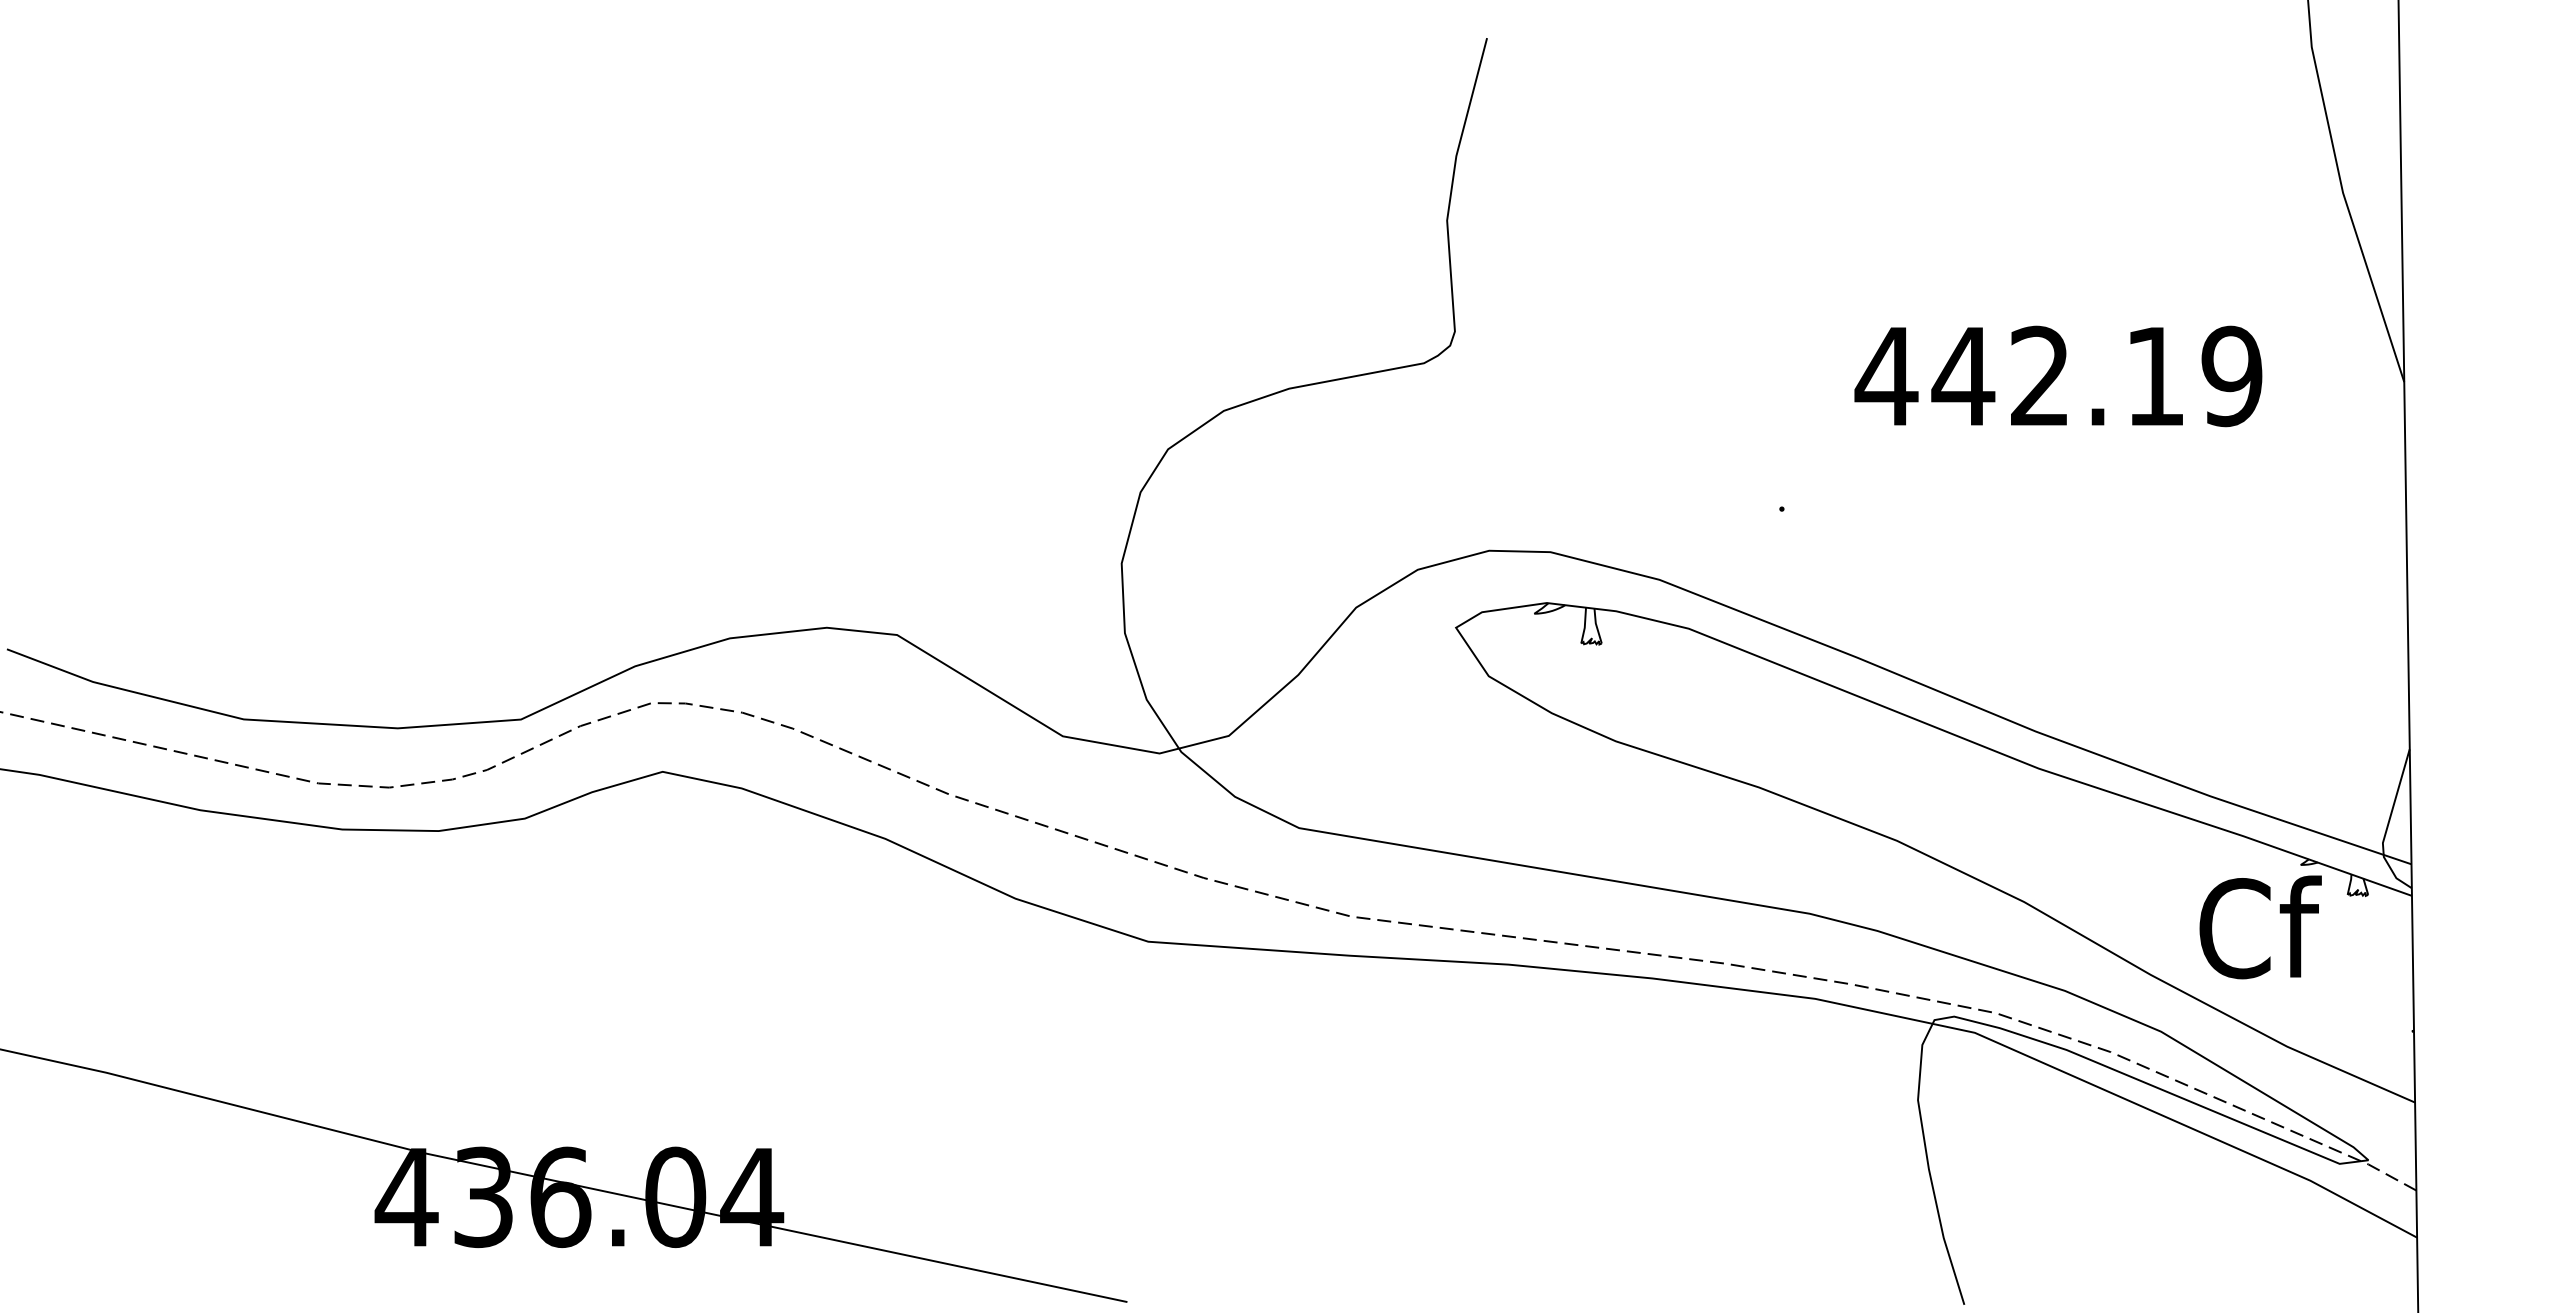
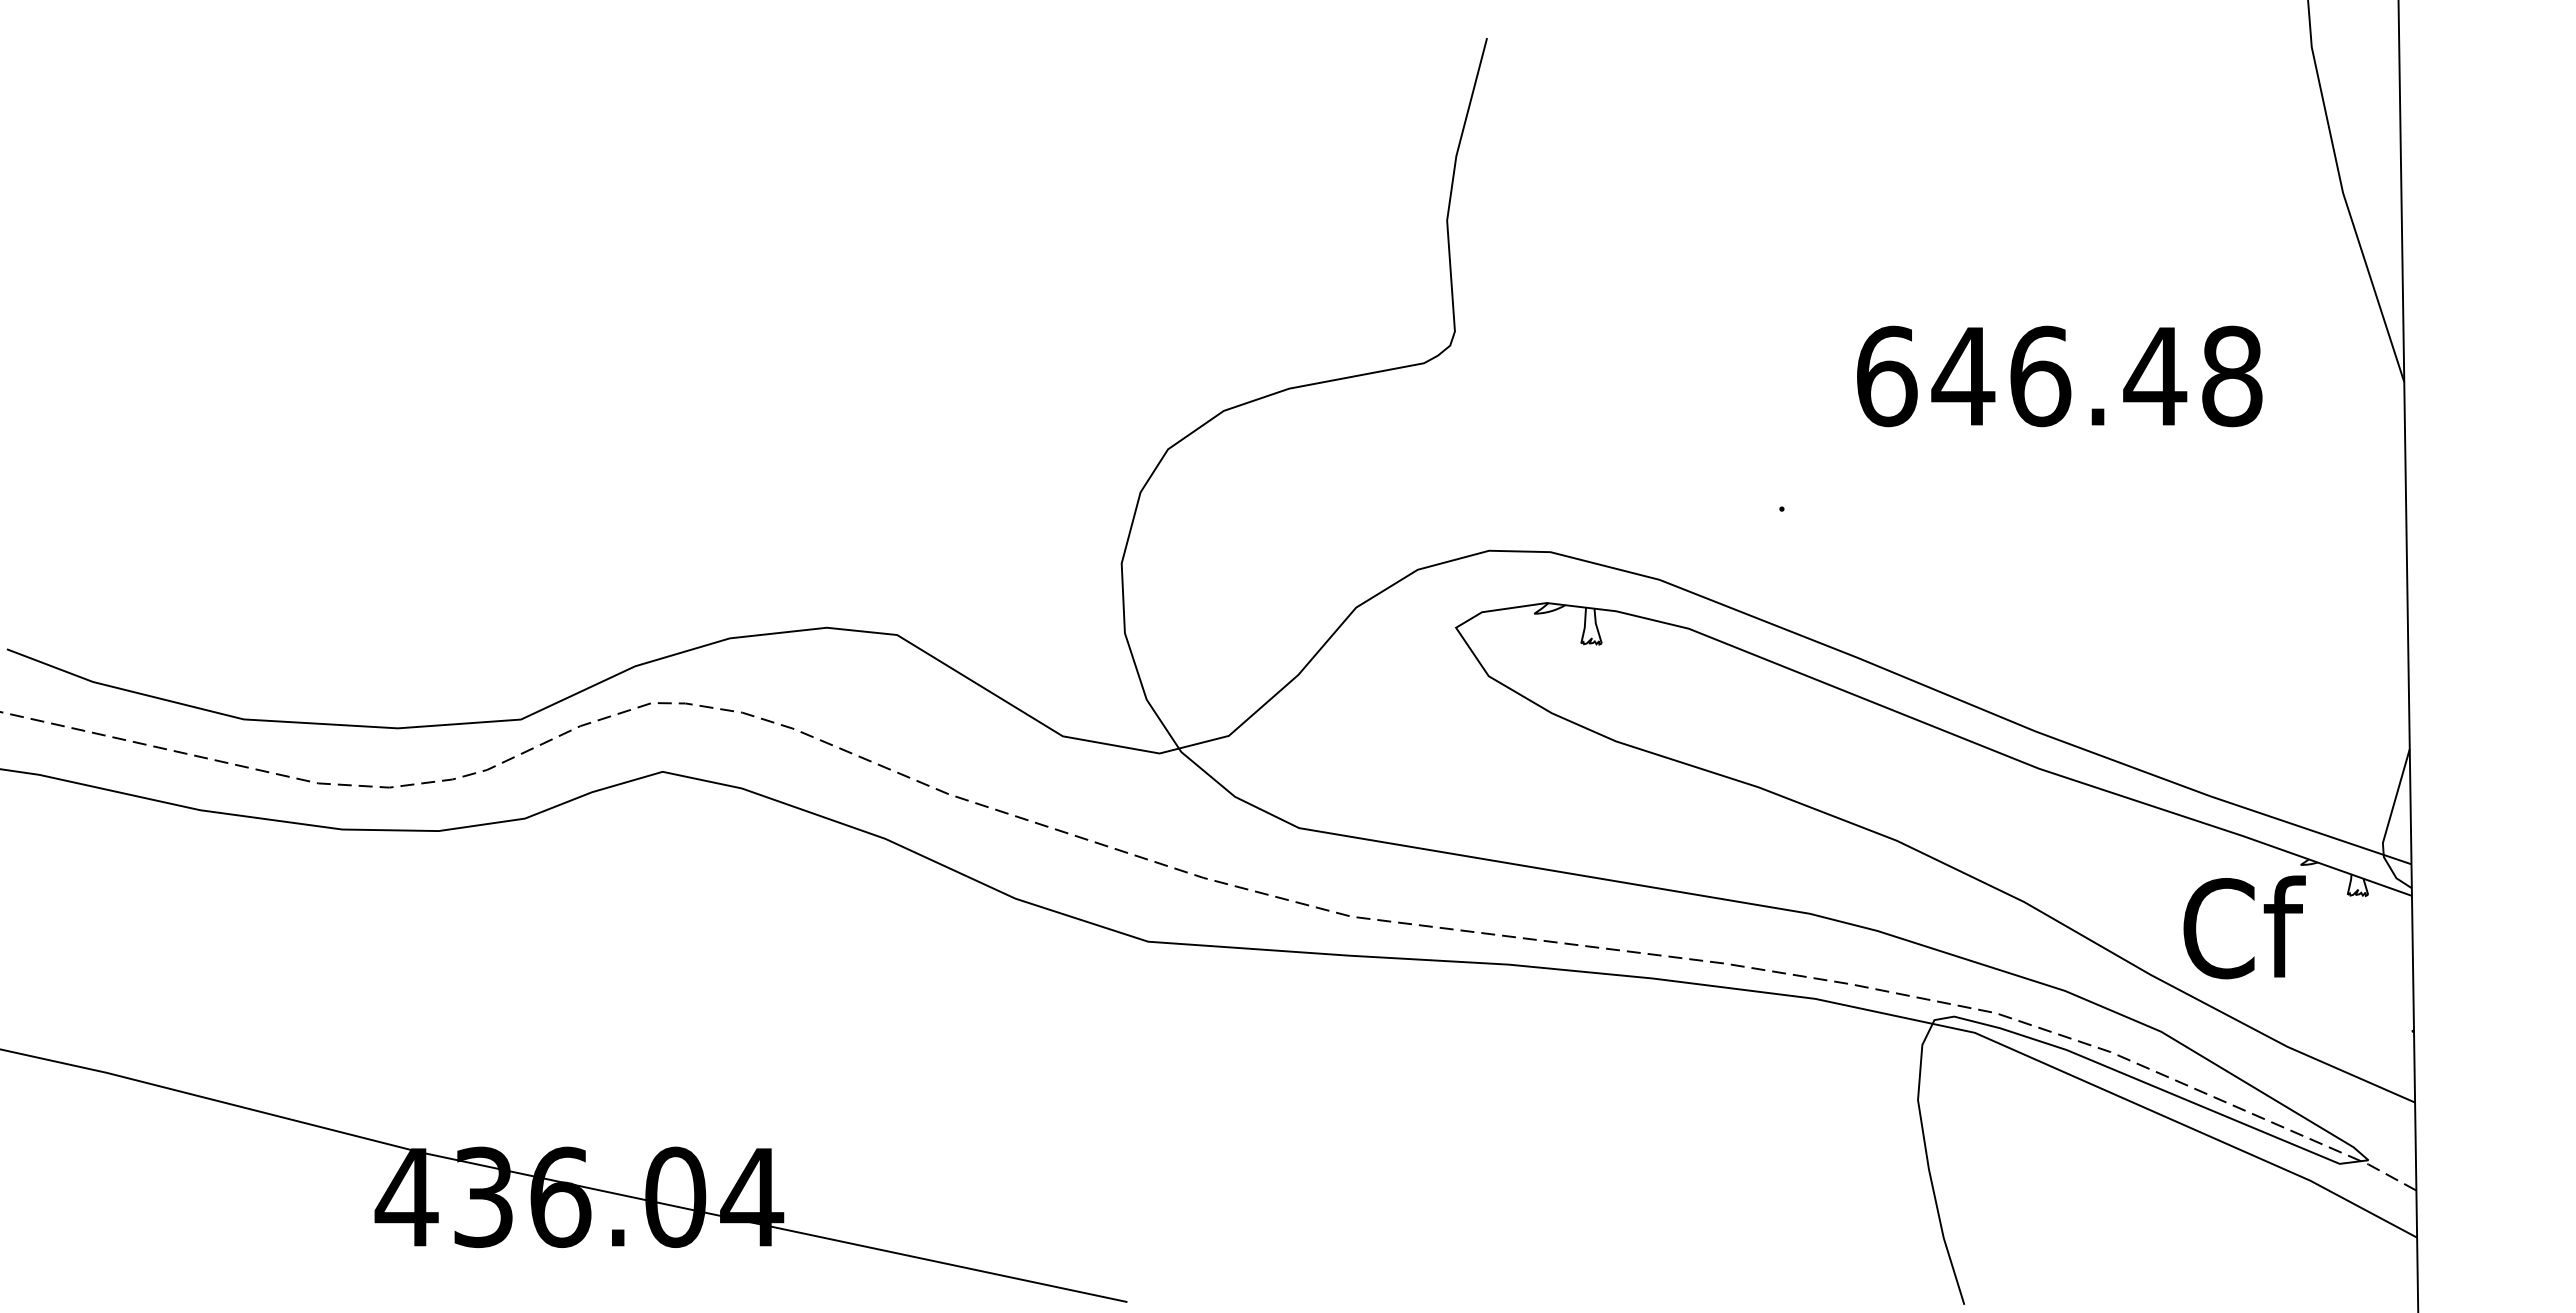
text: 442.19 -> 646.48 (2058, 376)
text position: (2260, 927) -> (2244, 927) (2244, 927)
